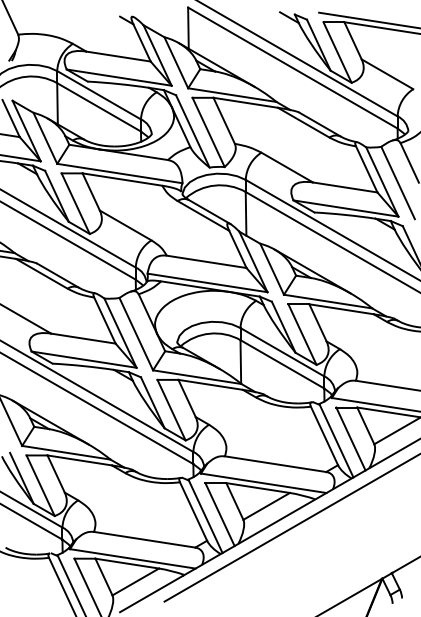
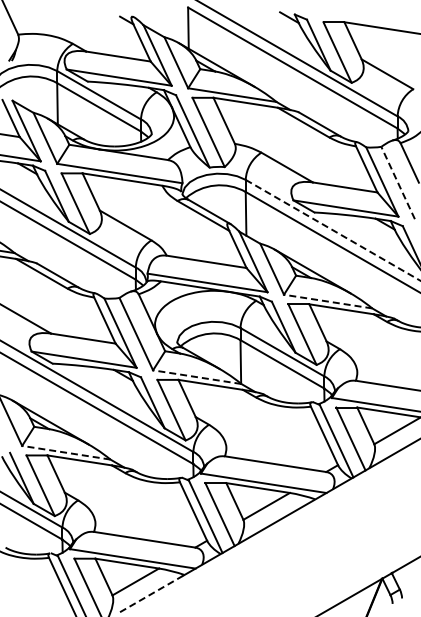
line: present -> none (368, 19)
line: solid -> dashed (398, 183)
line: solid -> dashed (333, 230)
line: solid -> dashed (328, 301)
line: solid -> dashed (197, 377)
line: solid -> dashed (66, 452)
line: present -> none (290, 528)
line: solid -> dashed (151, 593)
